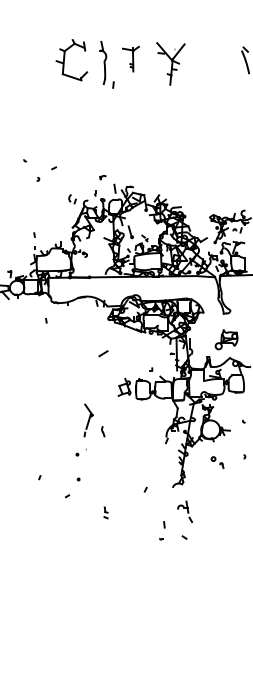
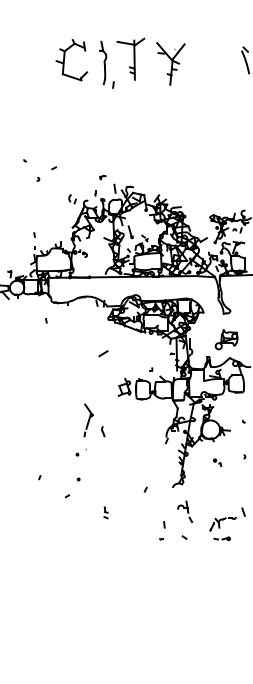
part size: 18x28 px -> 30x44 px (130, 58)
part size: 15x13 px -> 11x10 px (217, 462)
part: none -> present (227, 524)
